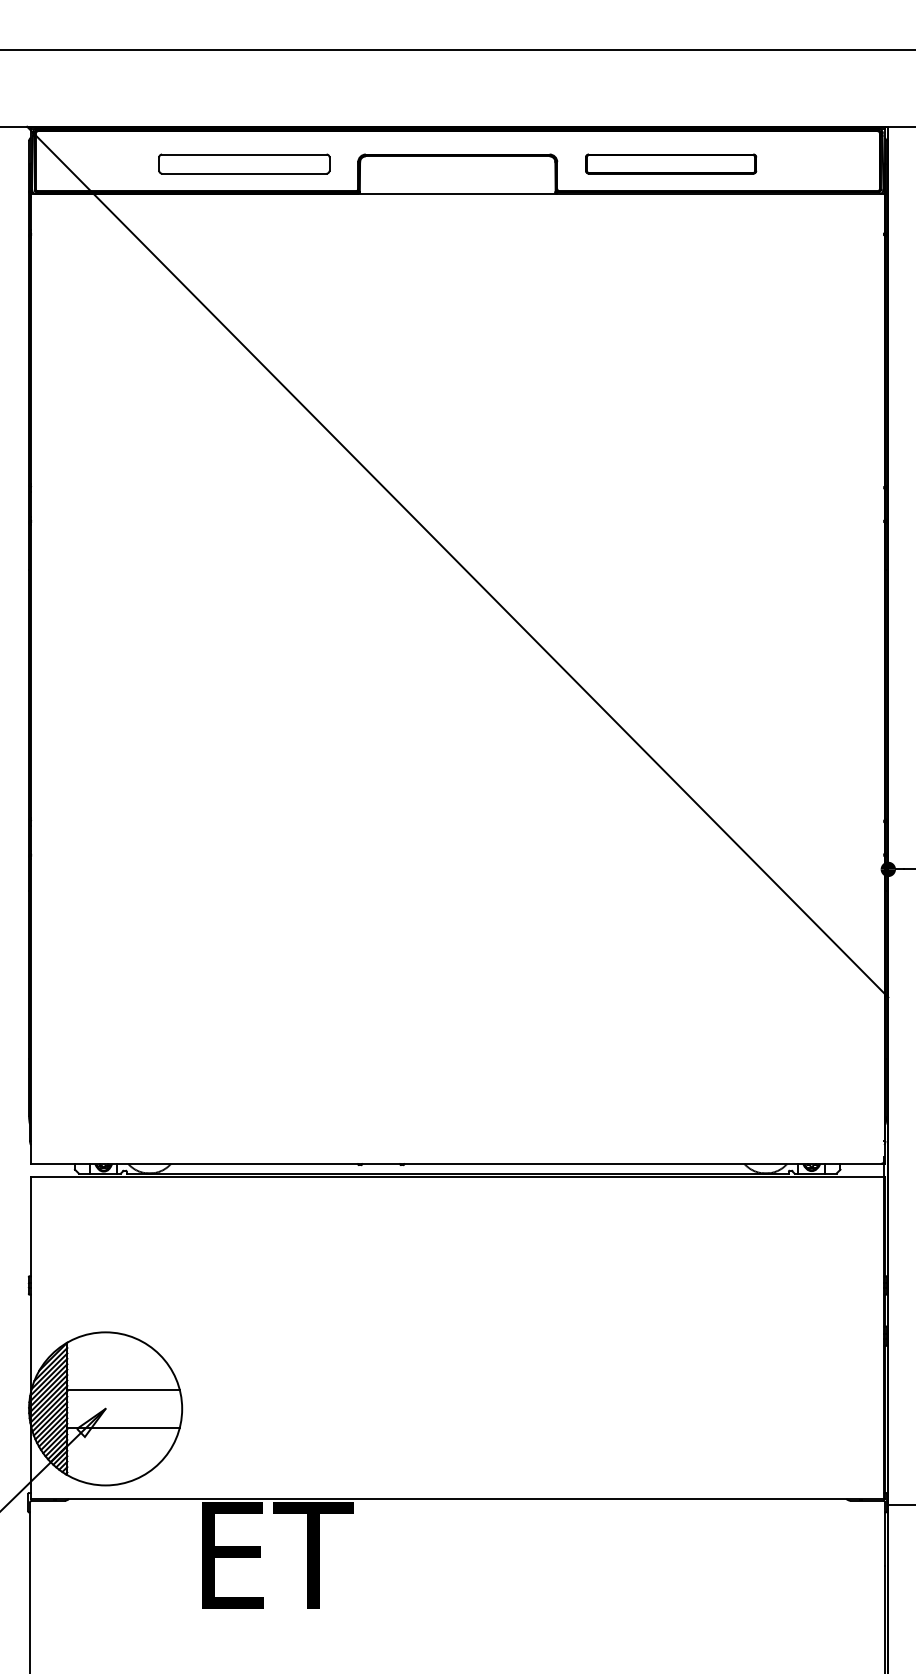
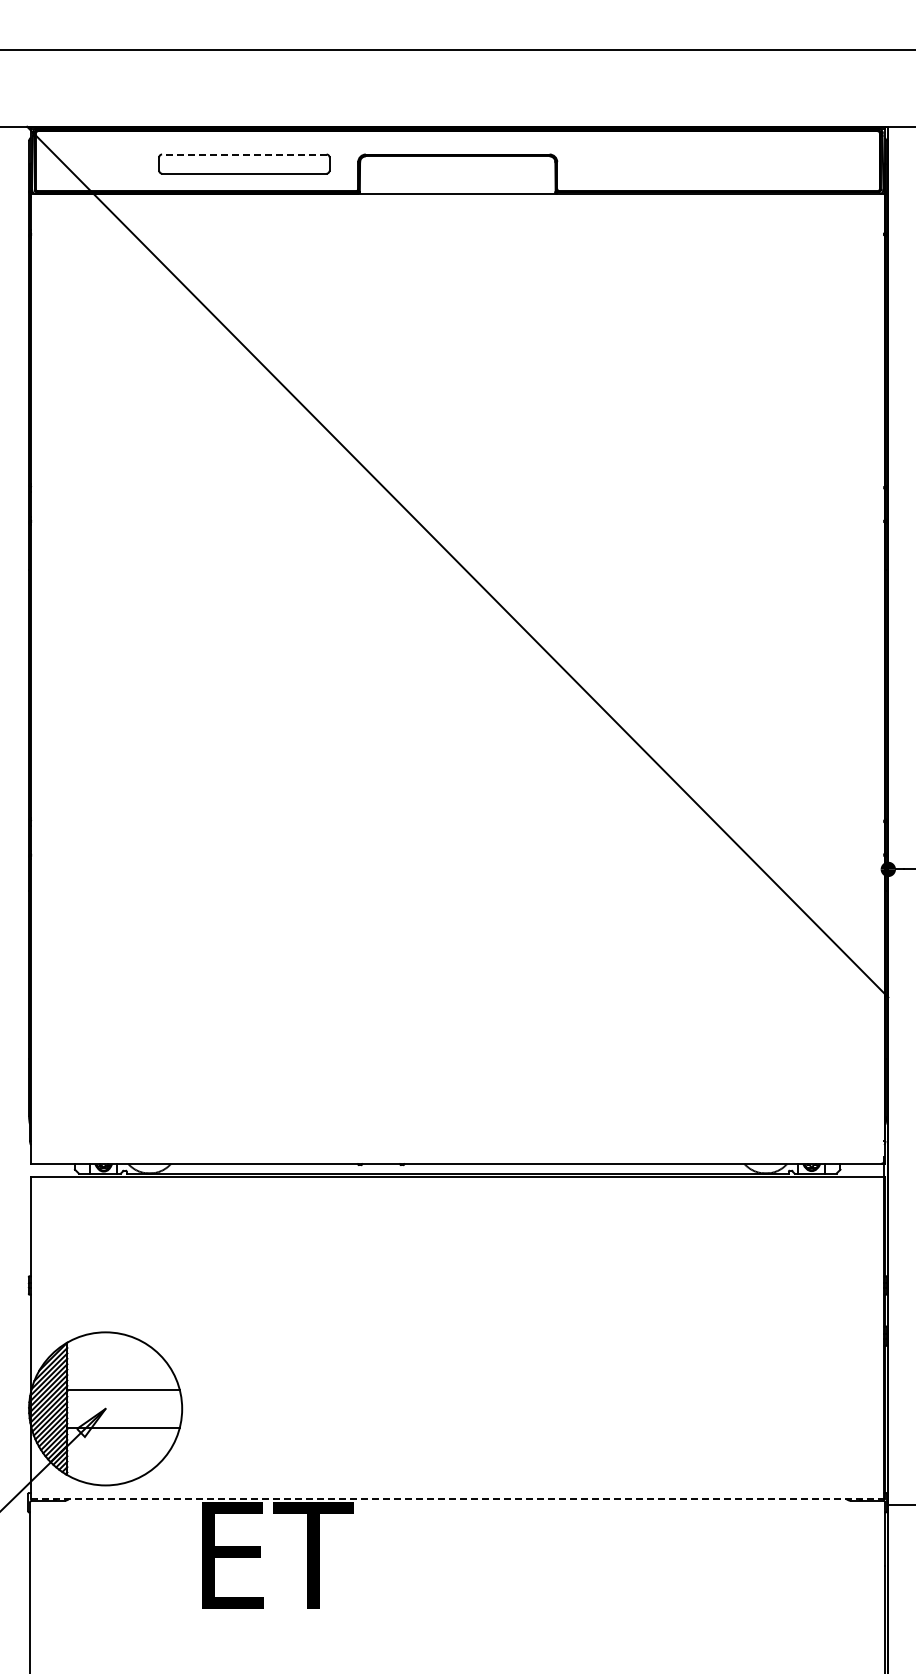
line: solid -> dashed (243, 154)
part: present -> none (671, 163)
line: solid -> dashed (457, 1498)
